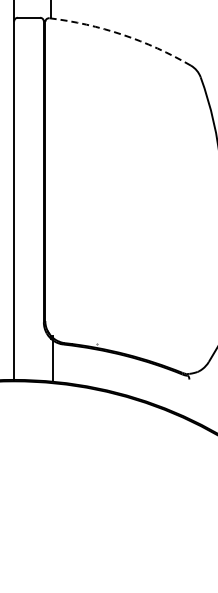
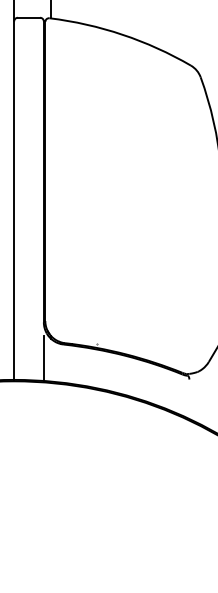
arc: dashed -> solid (122, 34)
line position: (52, 357) -> (43, 357) (43, 357)
